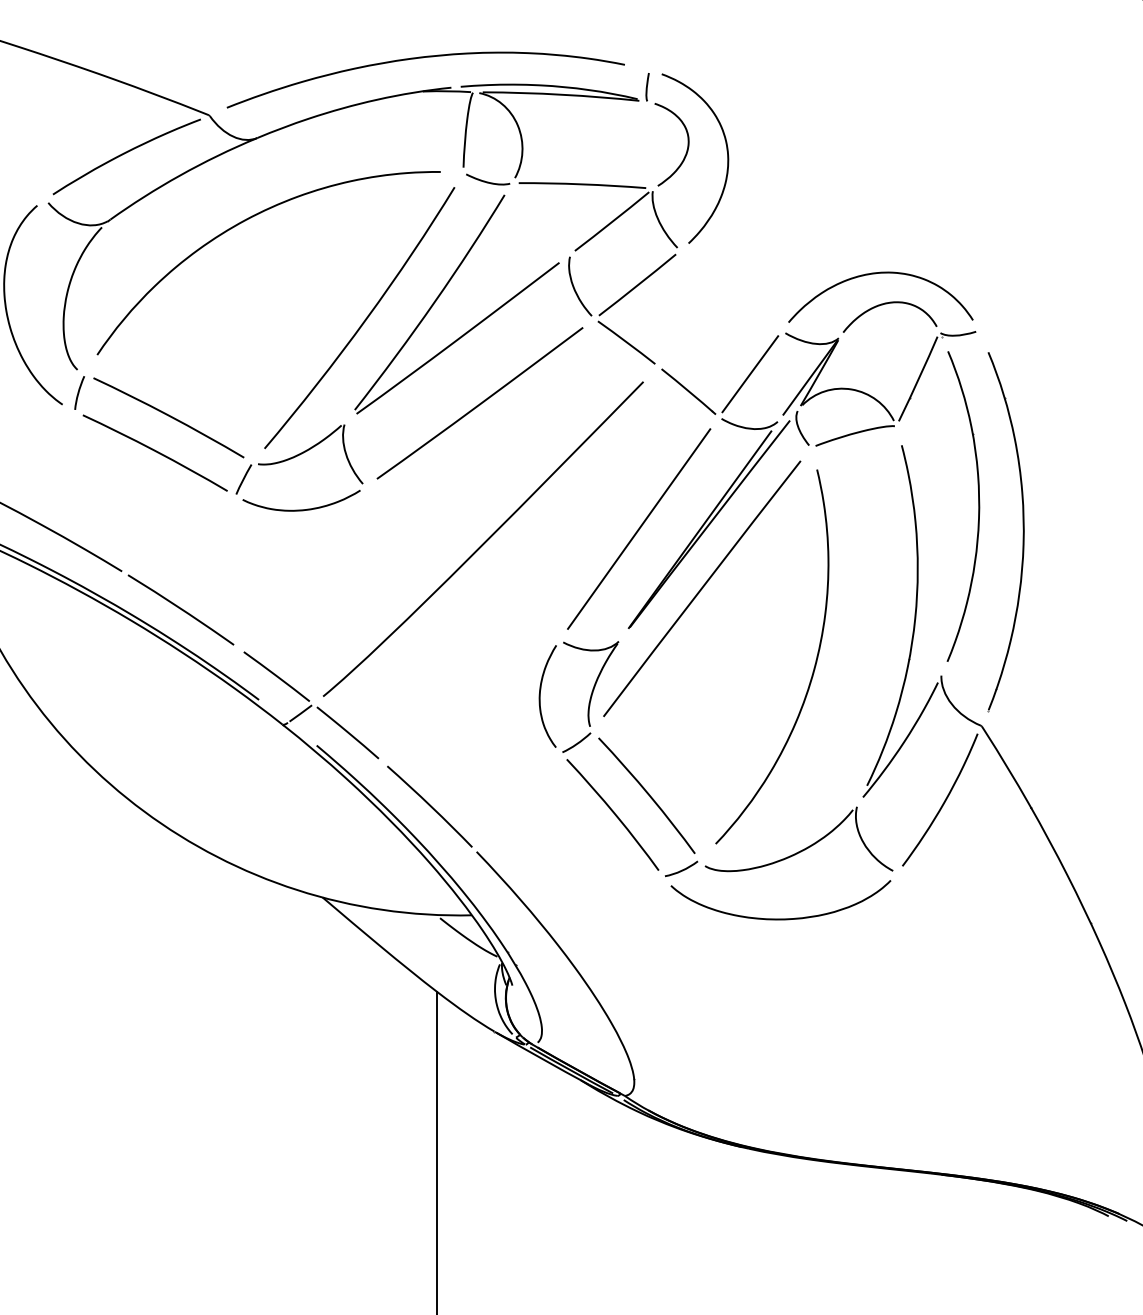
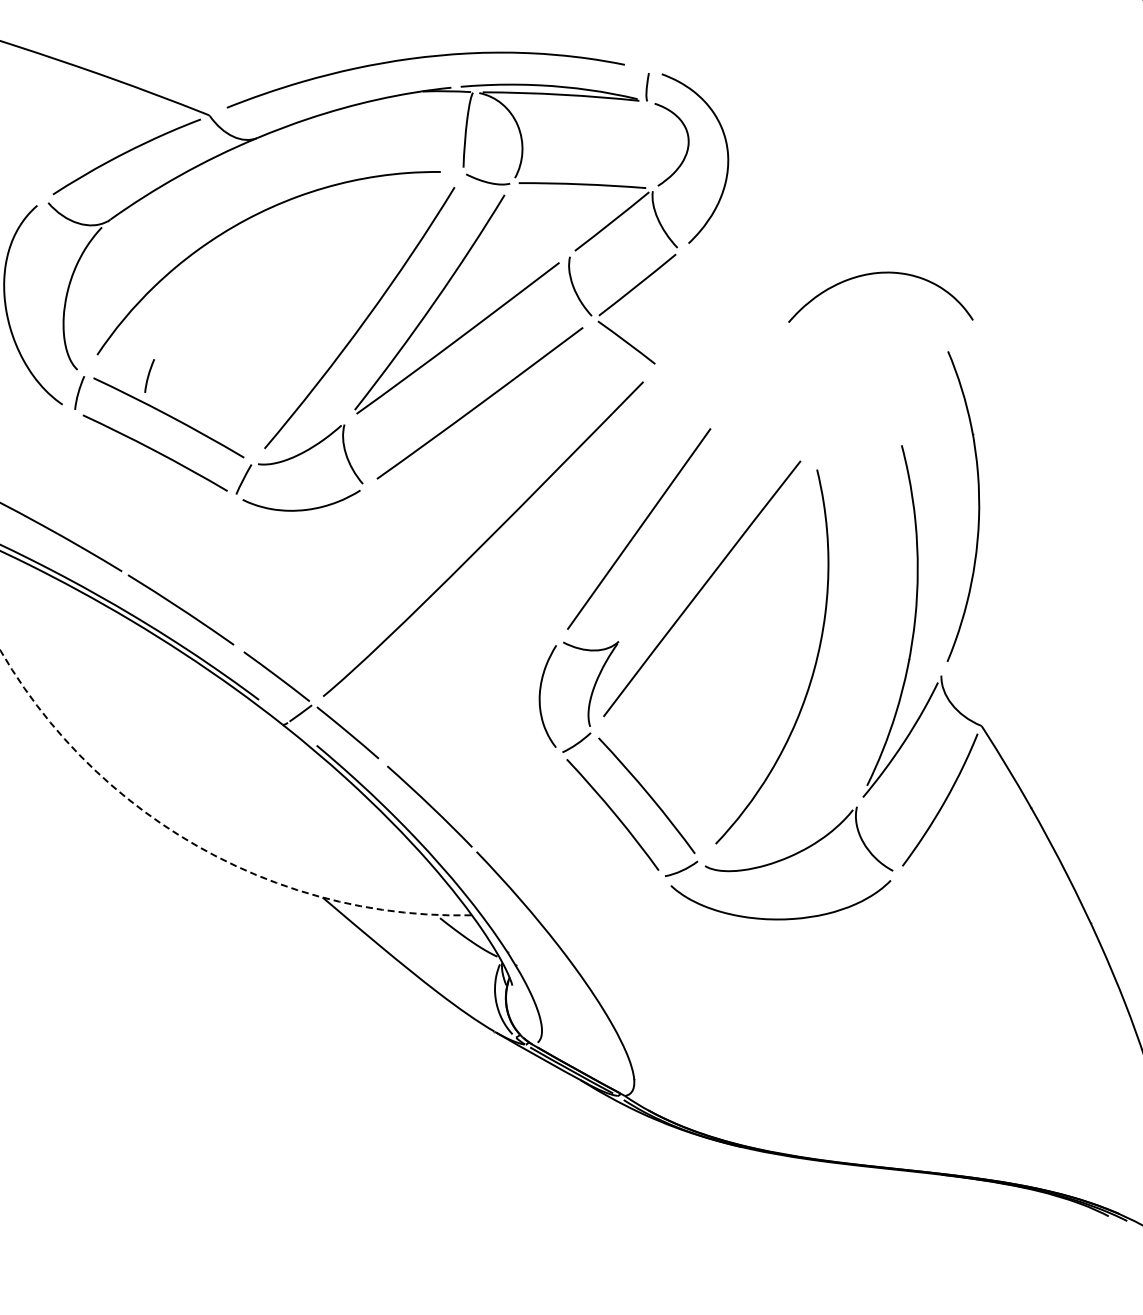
curve: none -> present (149, 375)
part: present -> none (808, 445)
part: present -> none (1022, 532)
arc: solid -> dashed (199, 847)
line: present -> none (437, 1151)
